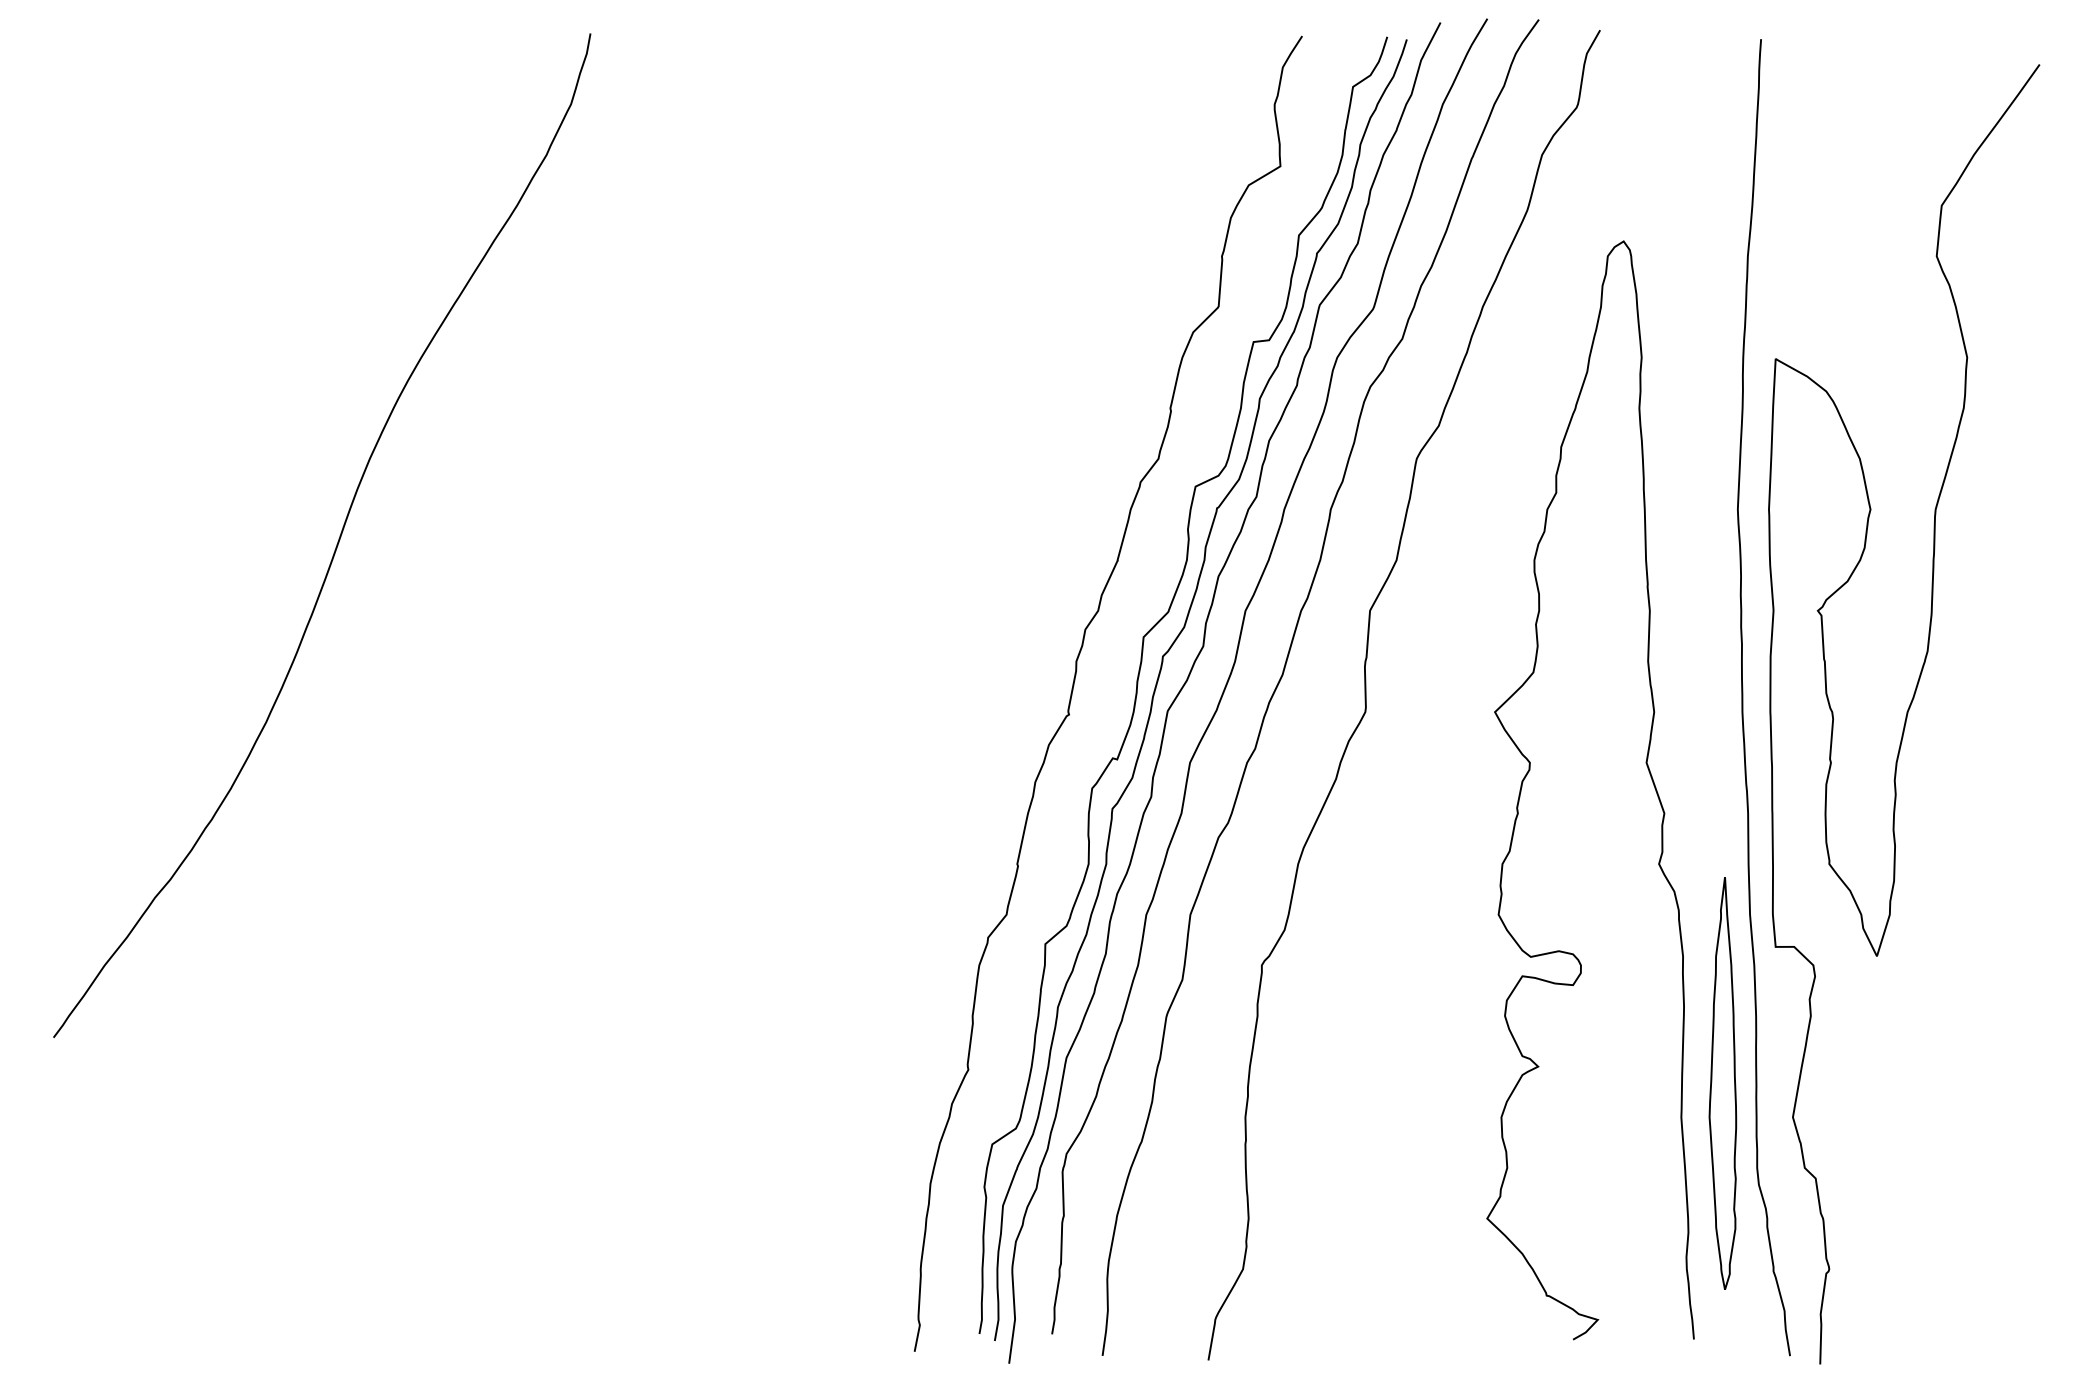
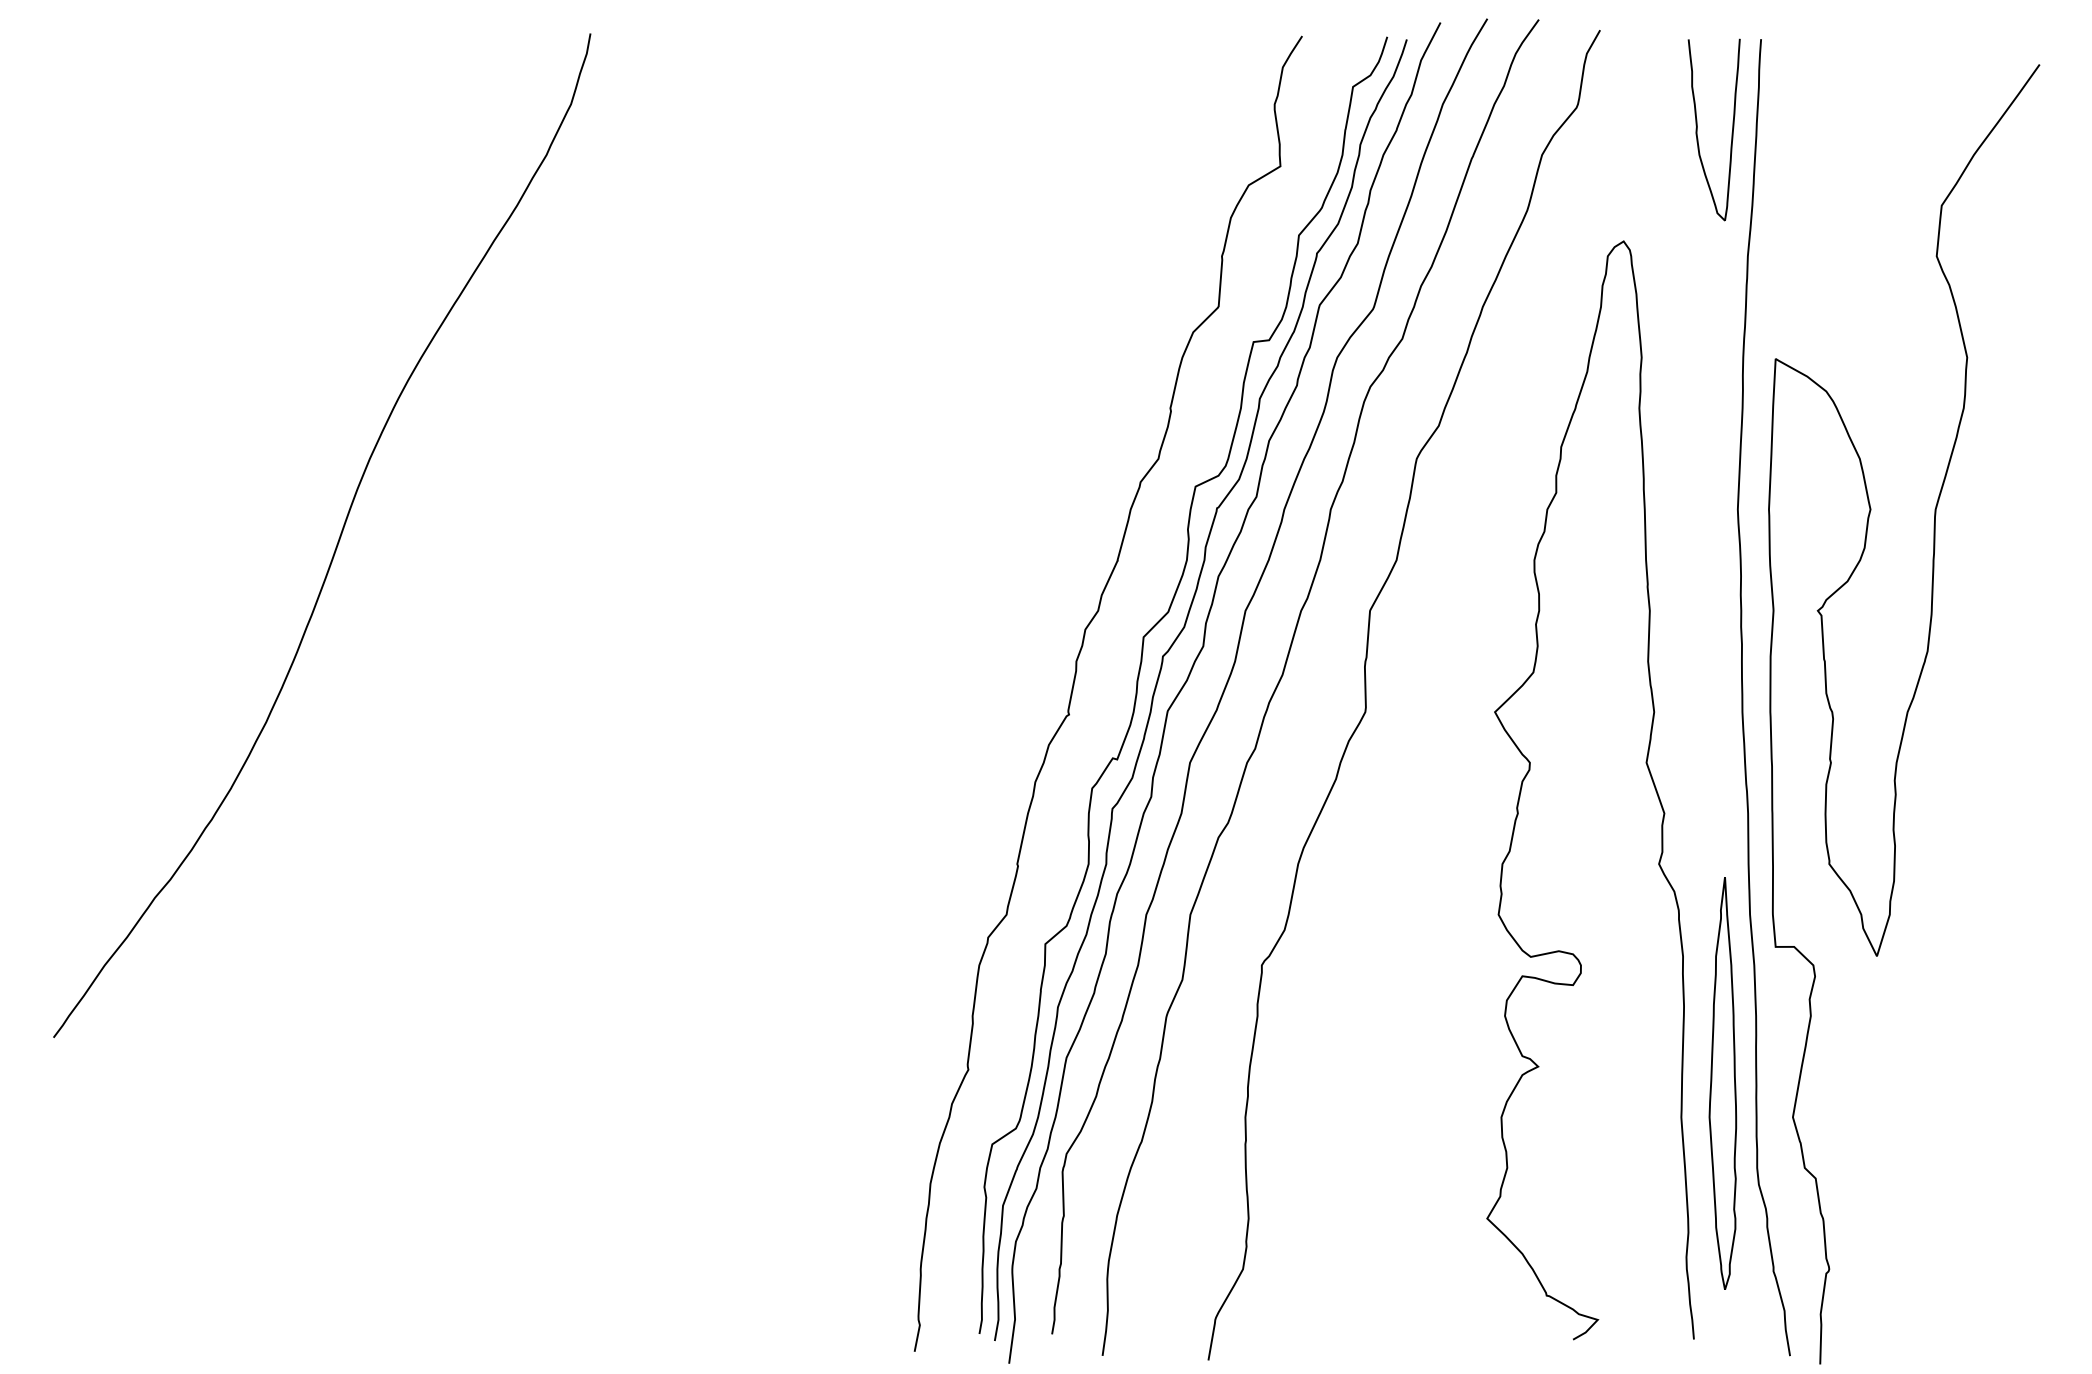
curve: none -> present (1697, 129)
